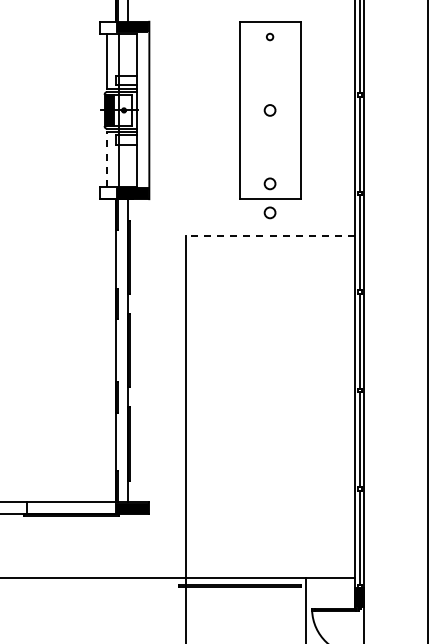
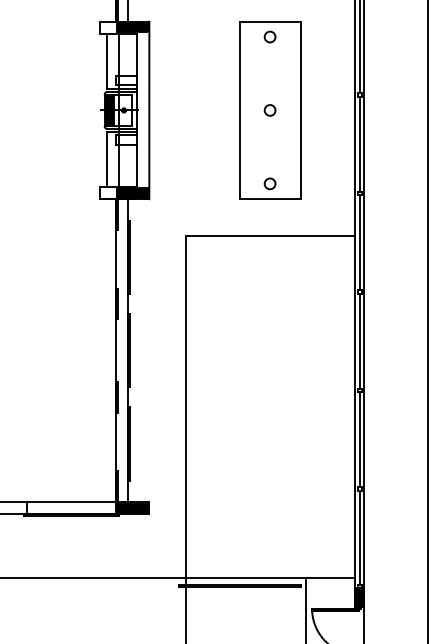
circle size: 9x10 px -> 14x14 px (269, 36)
line: dashed -> solid (106, 159)
circle: present -> none (269, 212)
line: dashed -> solid (270, 235)
